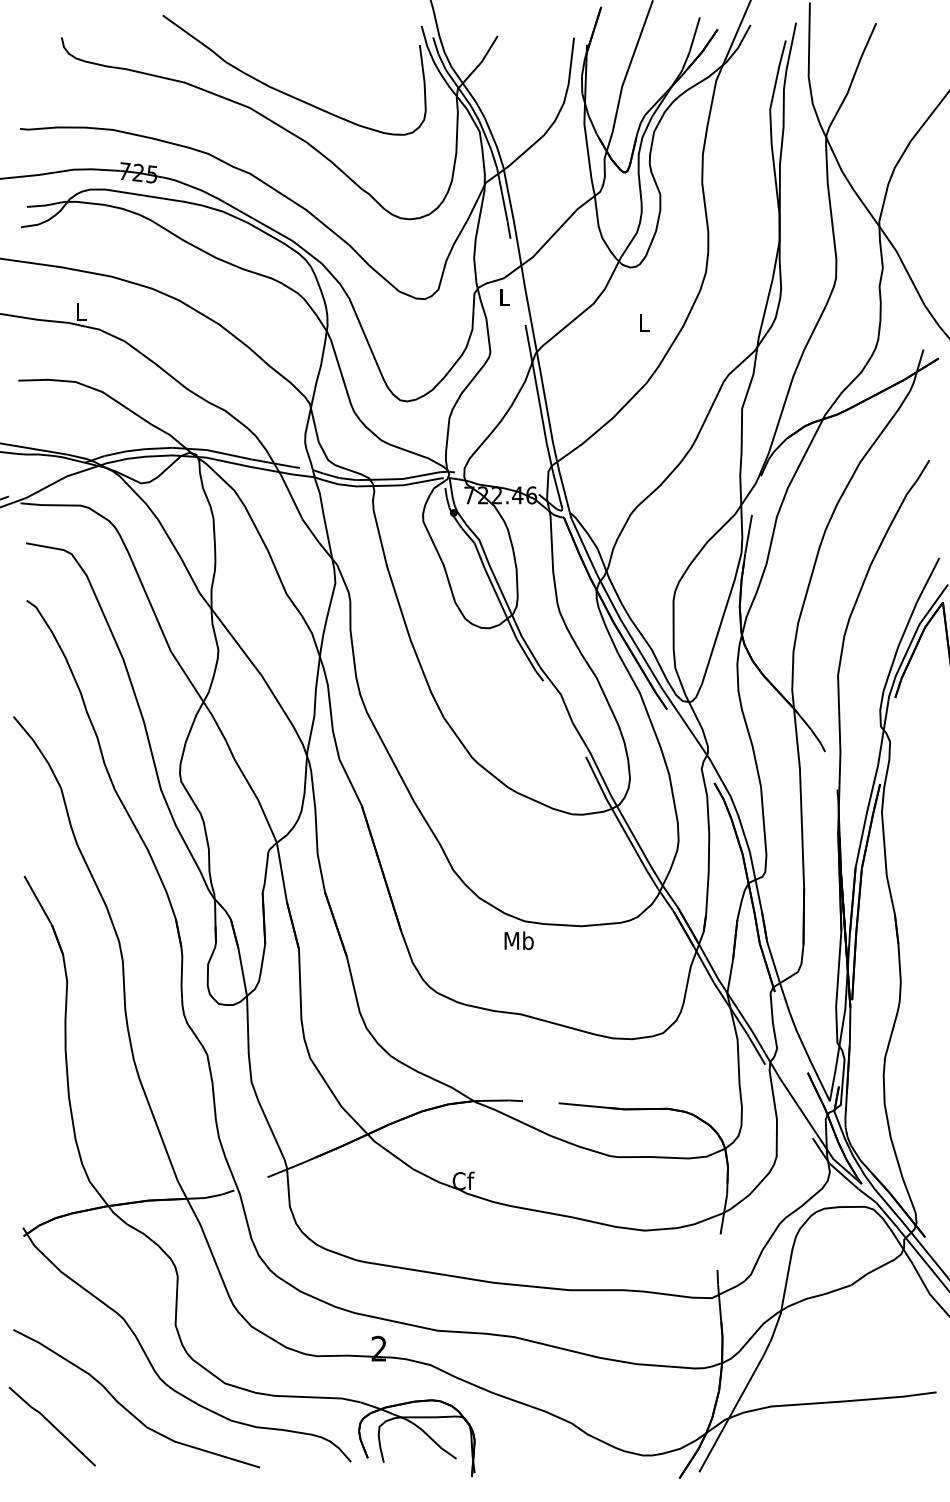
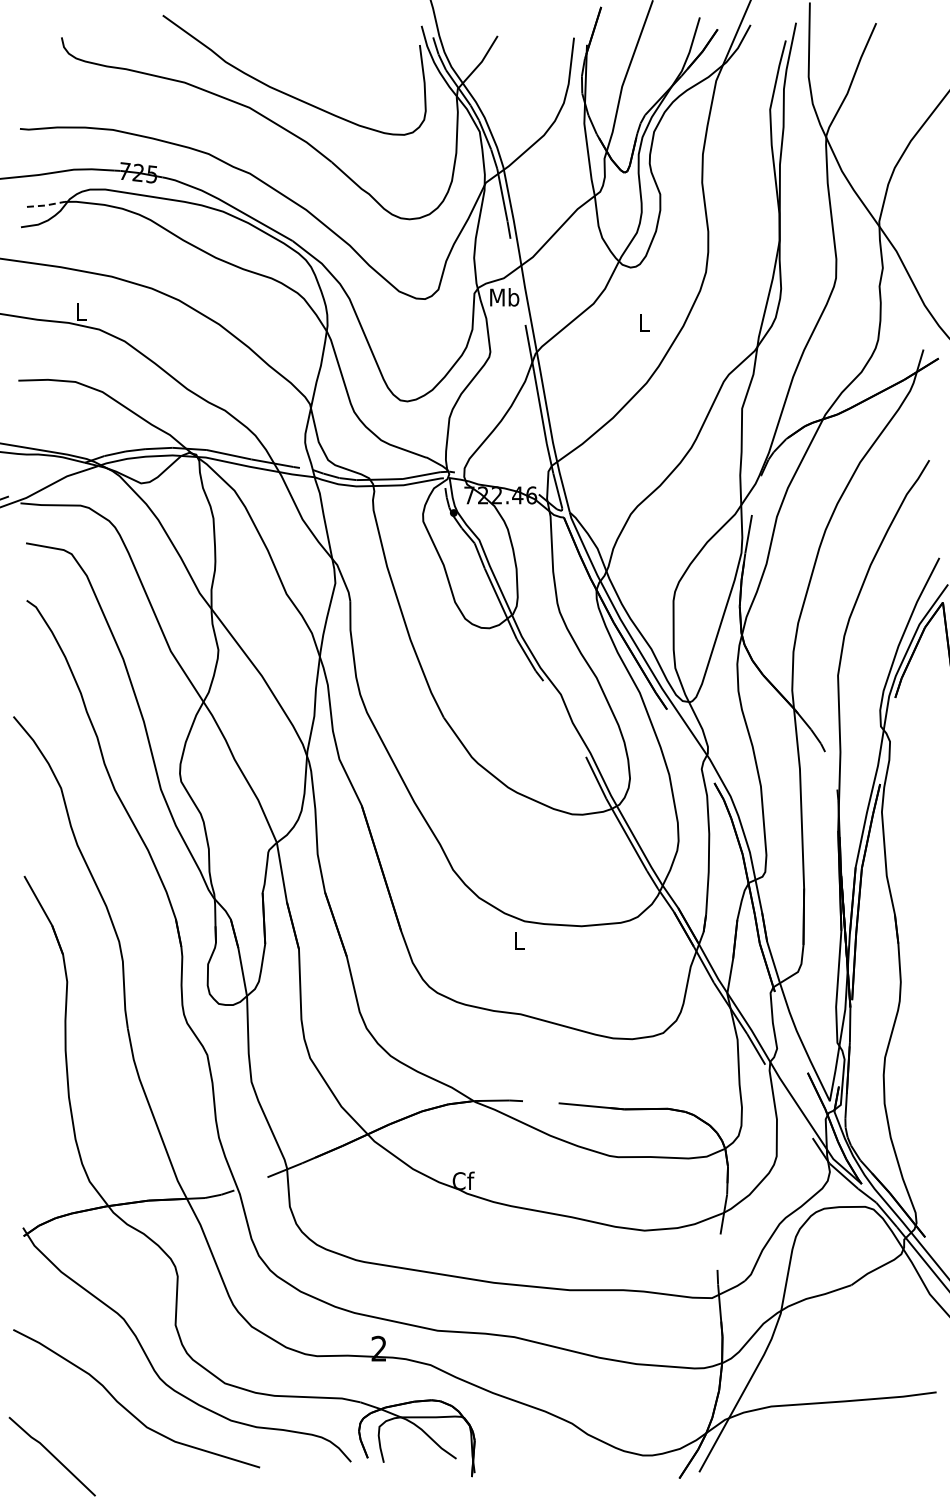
line: solid -> dashed (45, 205)
text: L -> Mb (504, 297)
text: Mb -> L (518, 940)
line position: (51, 1425) -> (51, 1455) (51, 1455)
